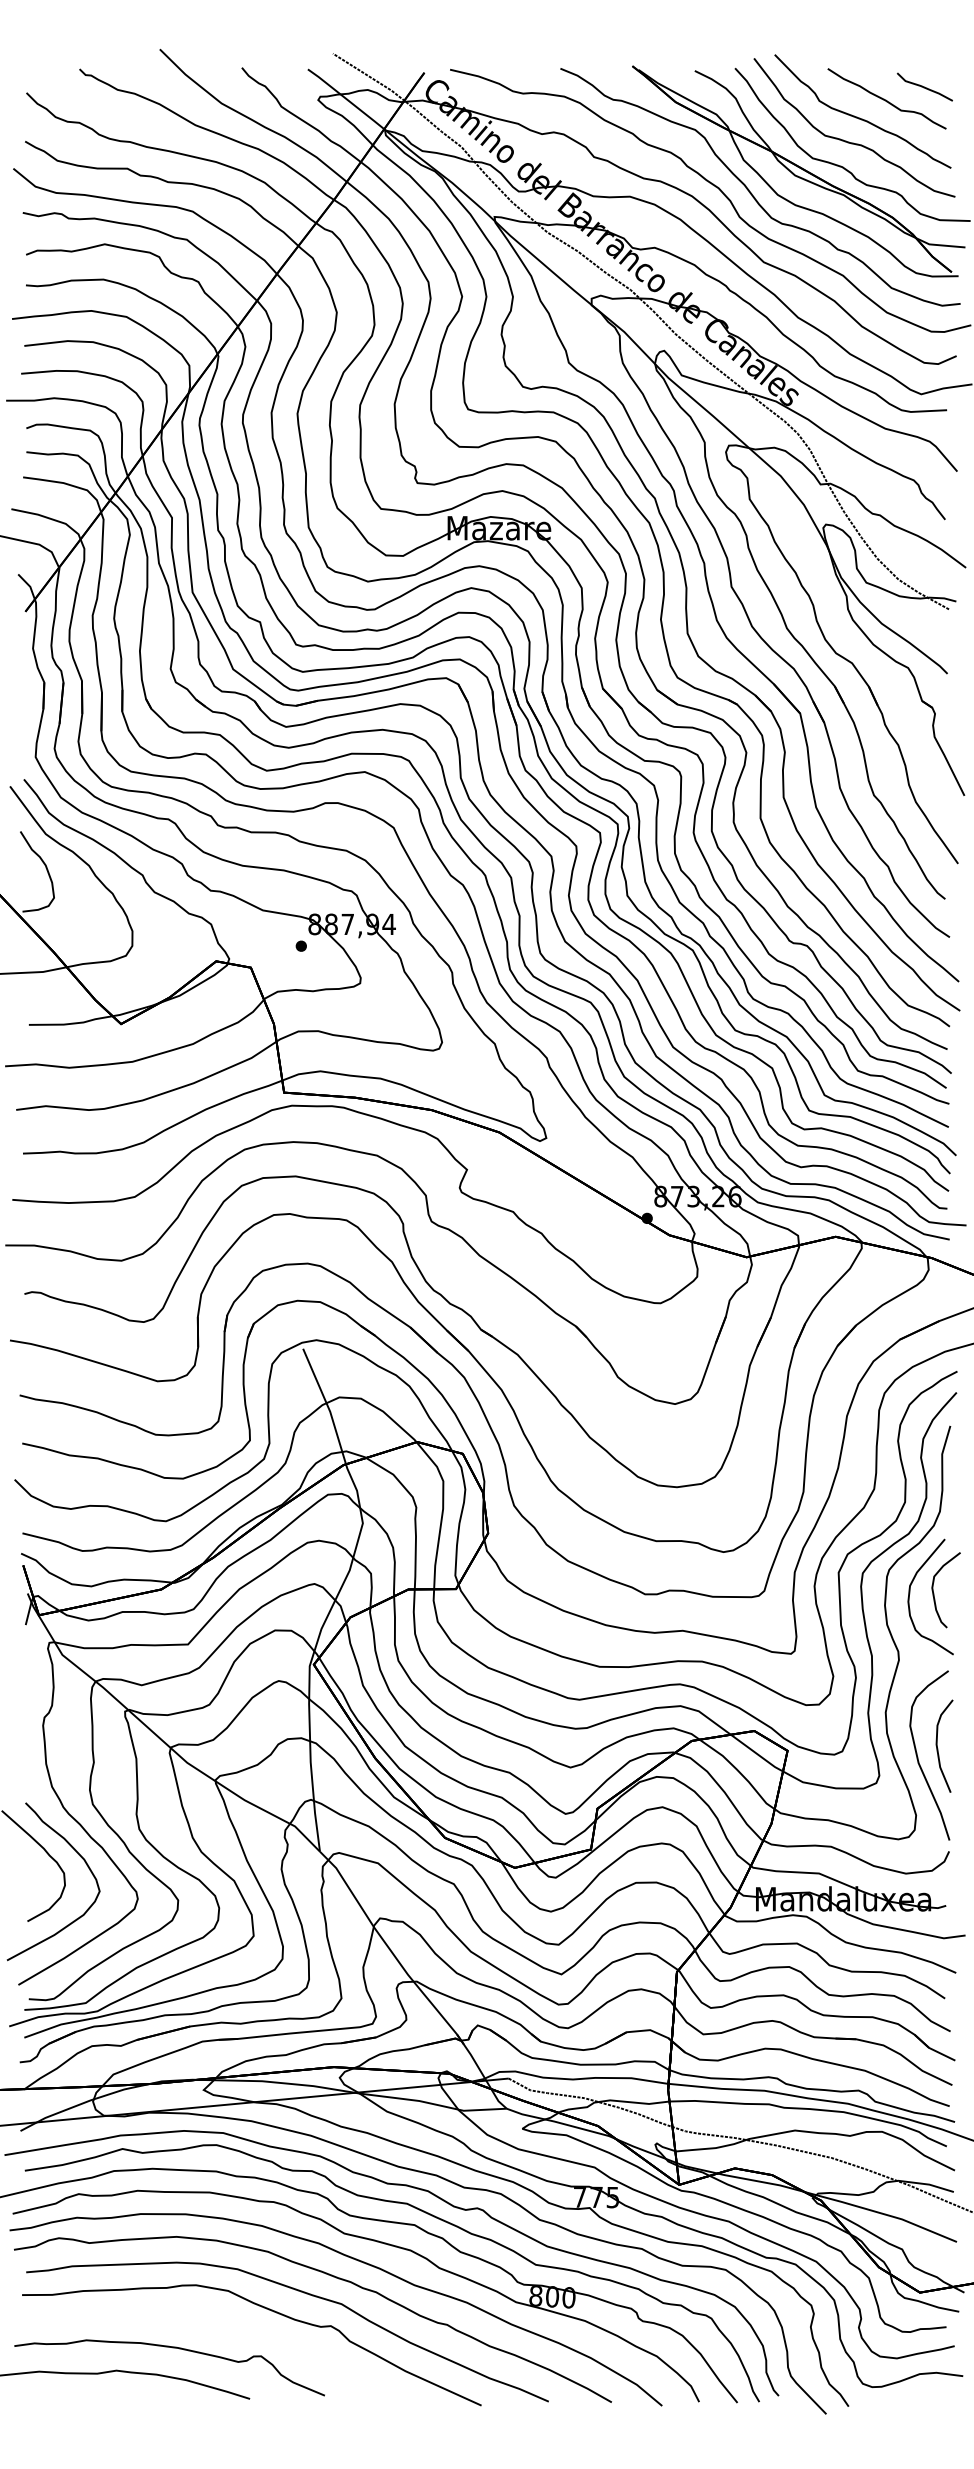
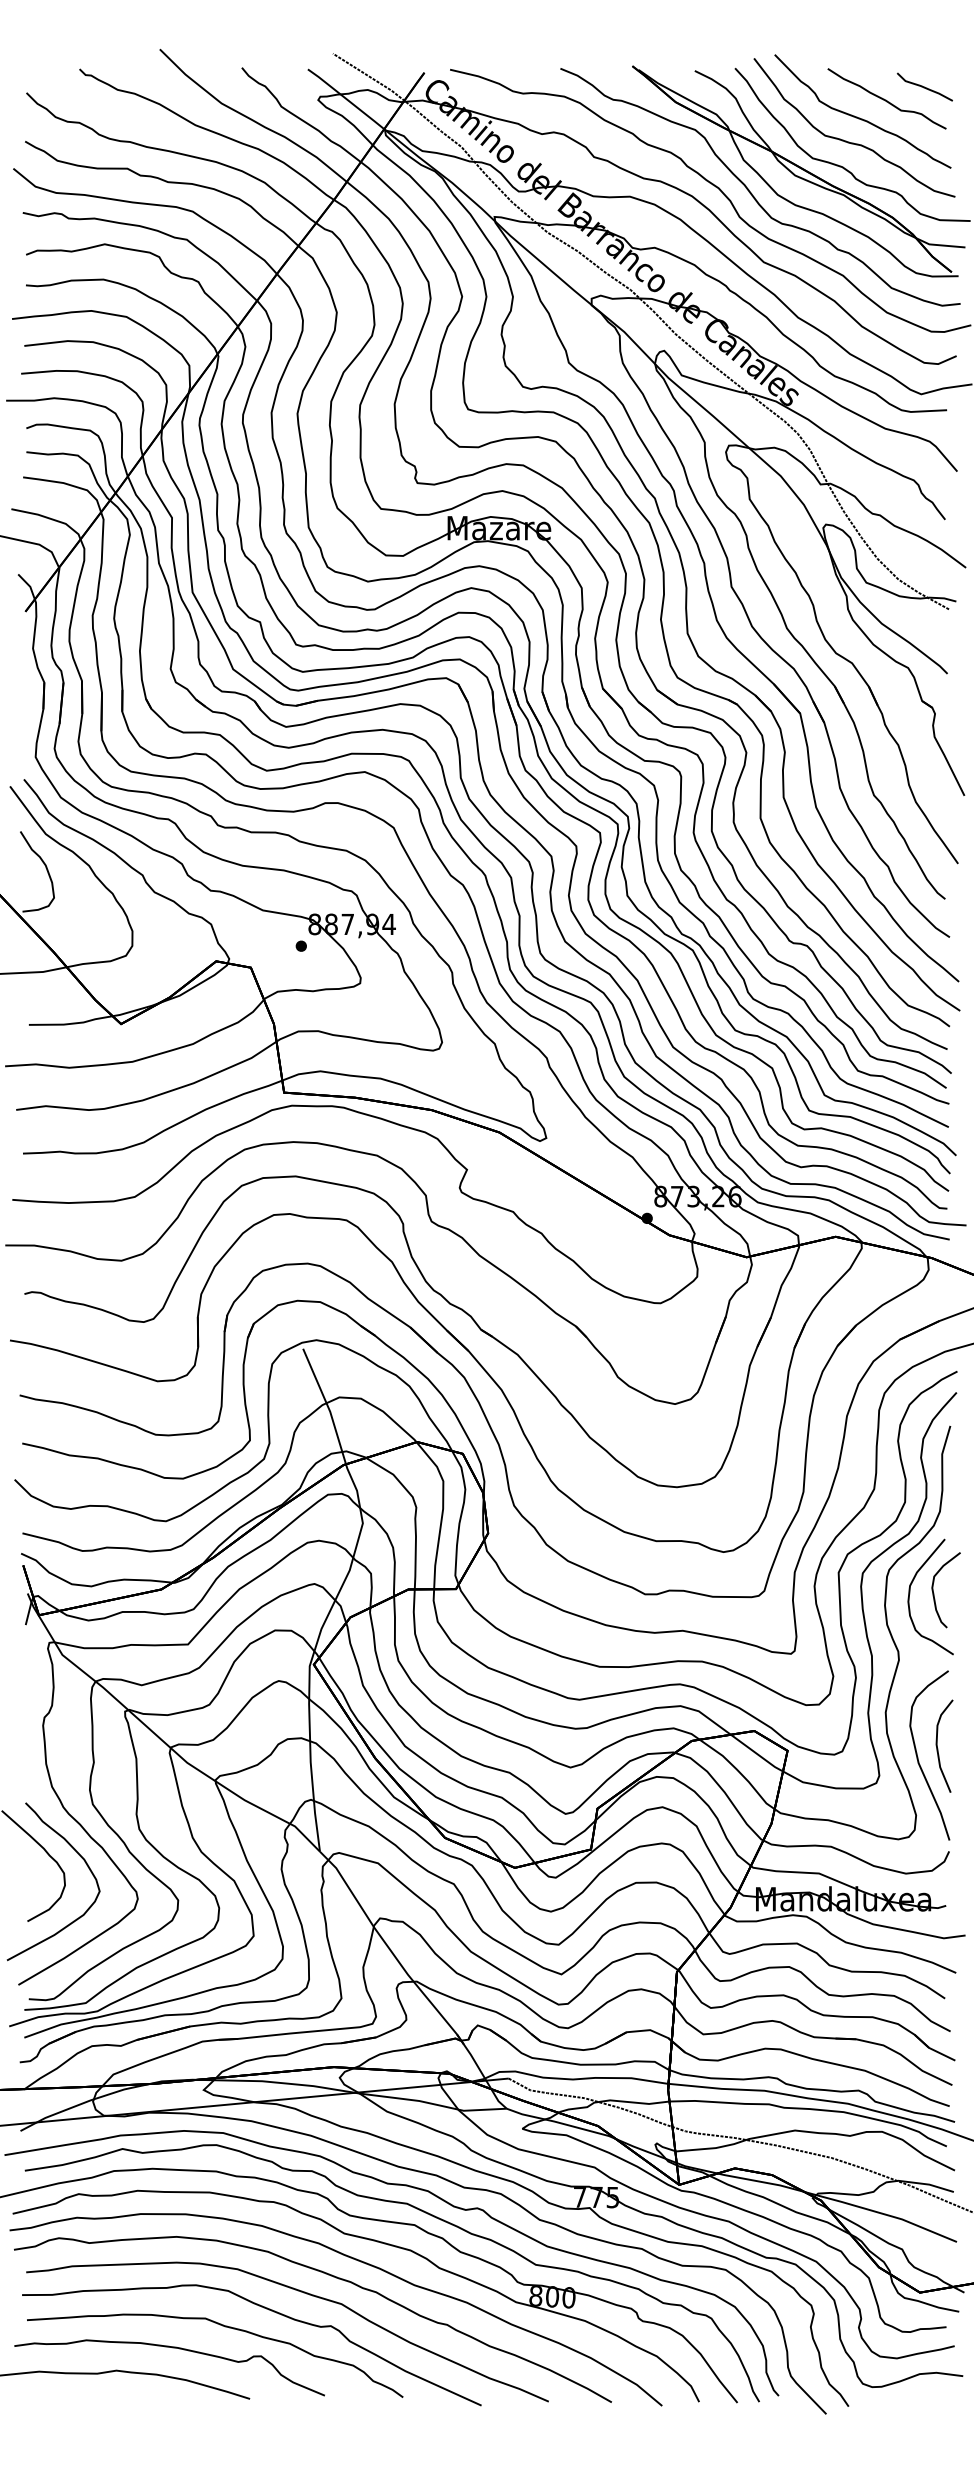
part: none -> present (225, 2327)
